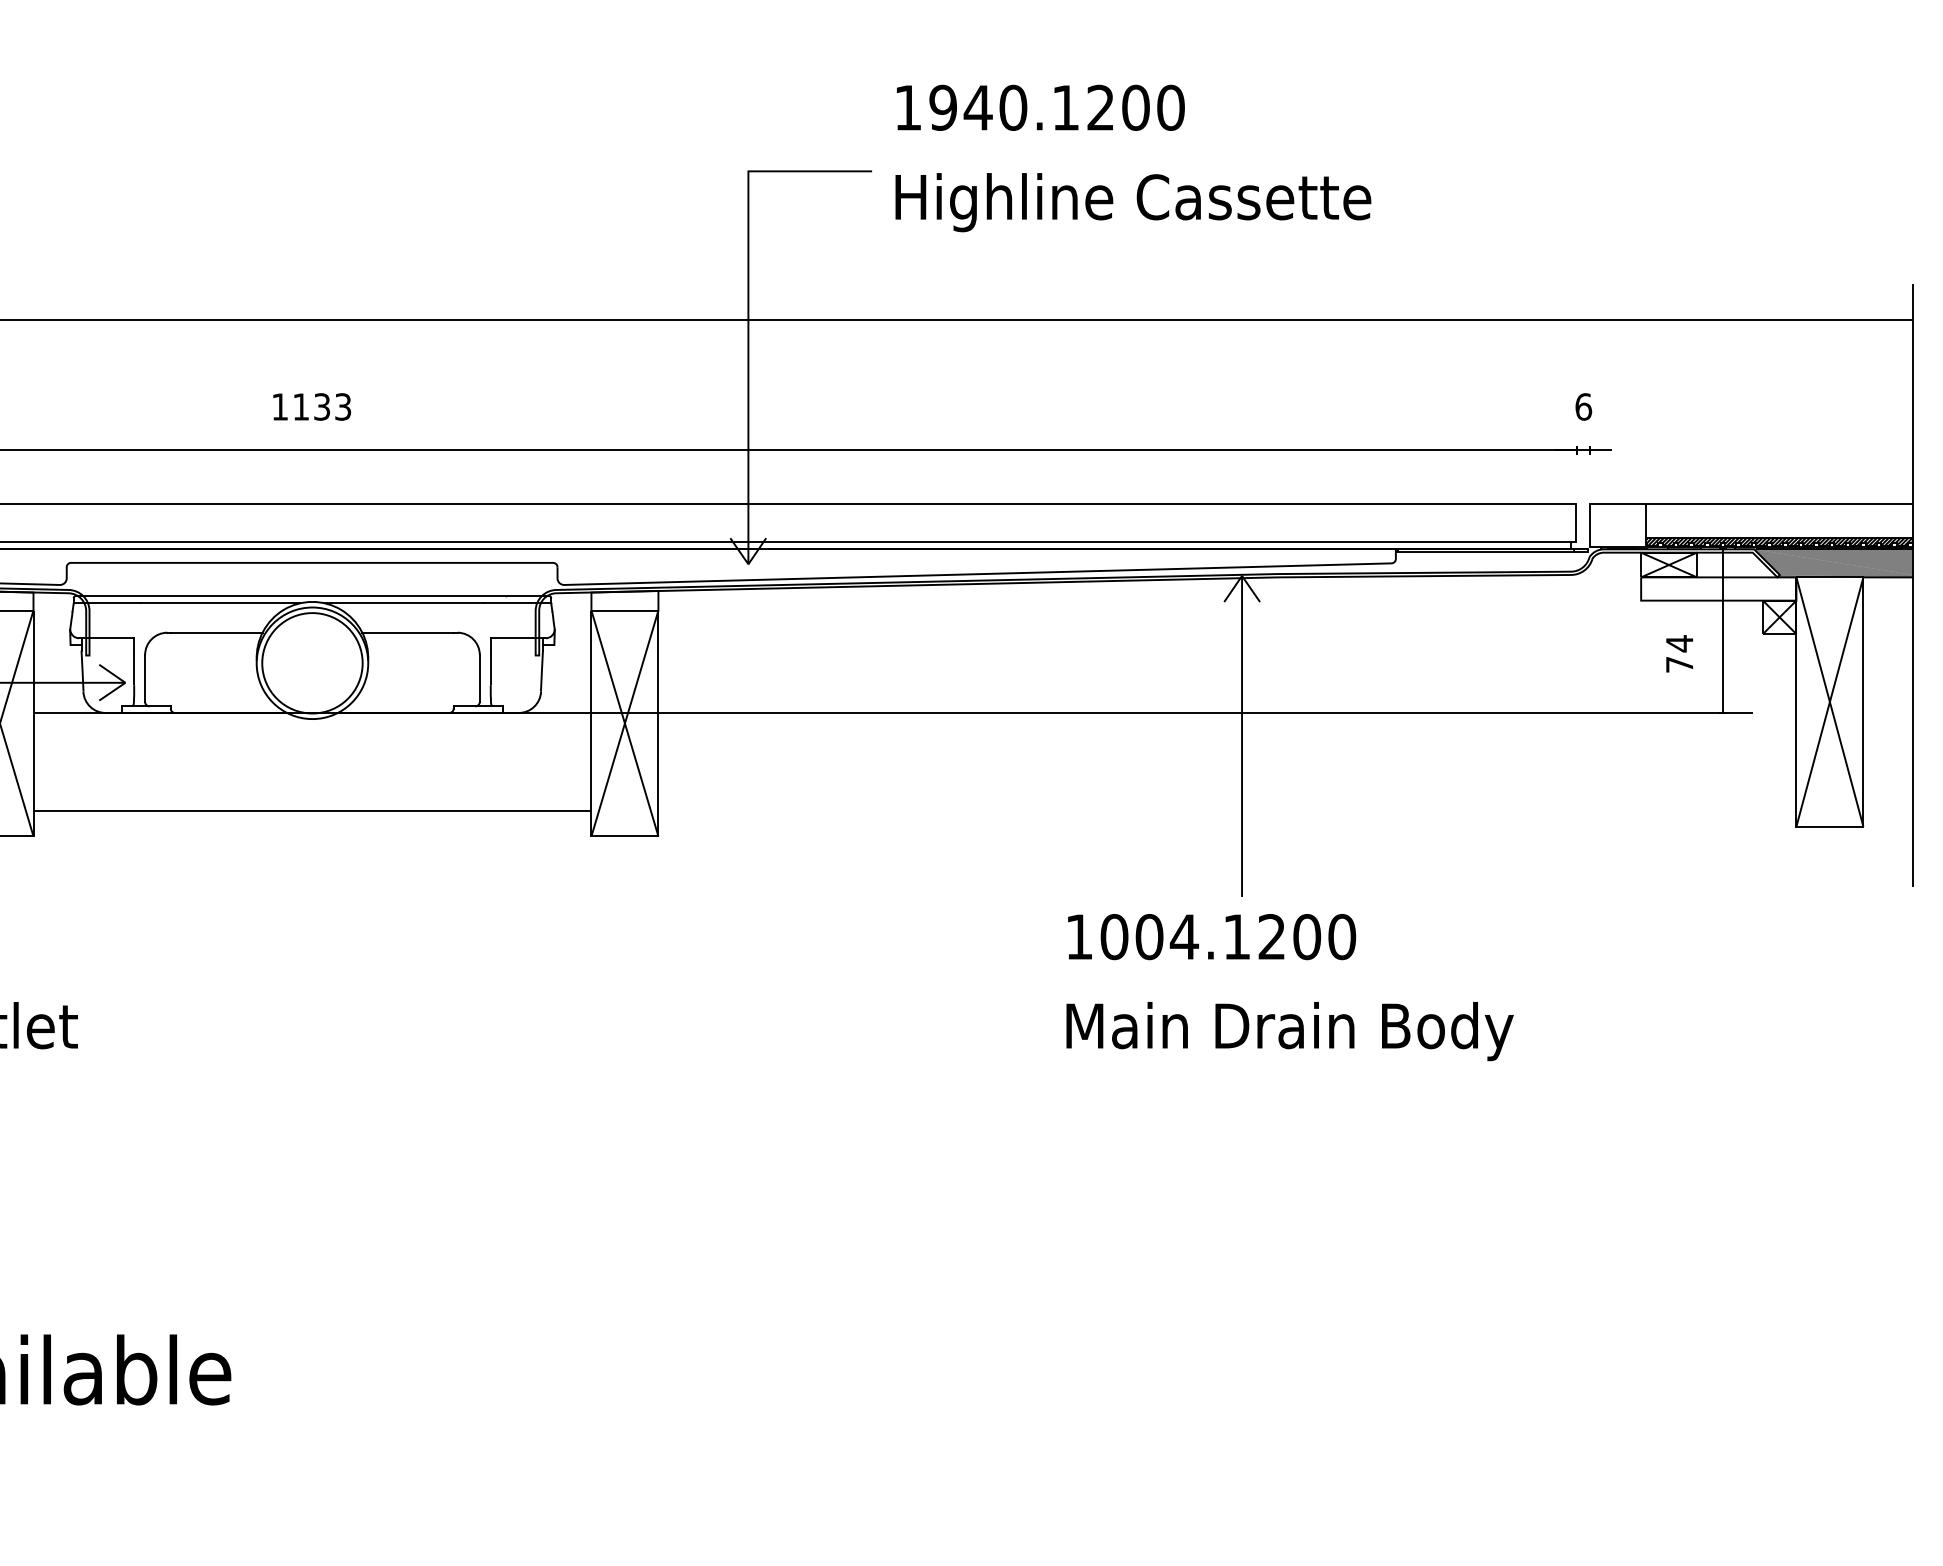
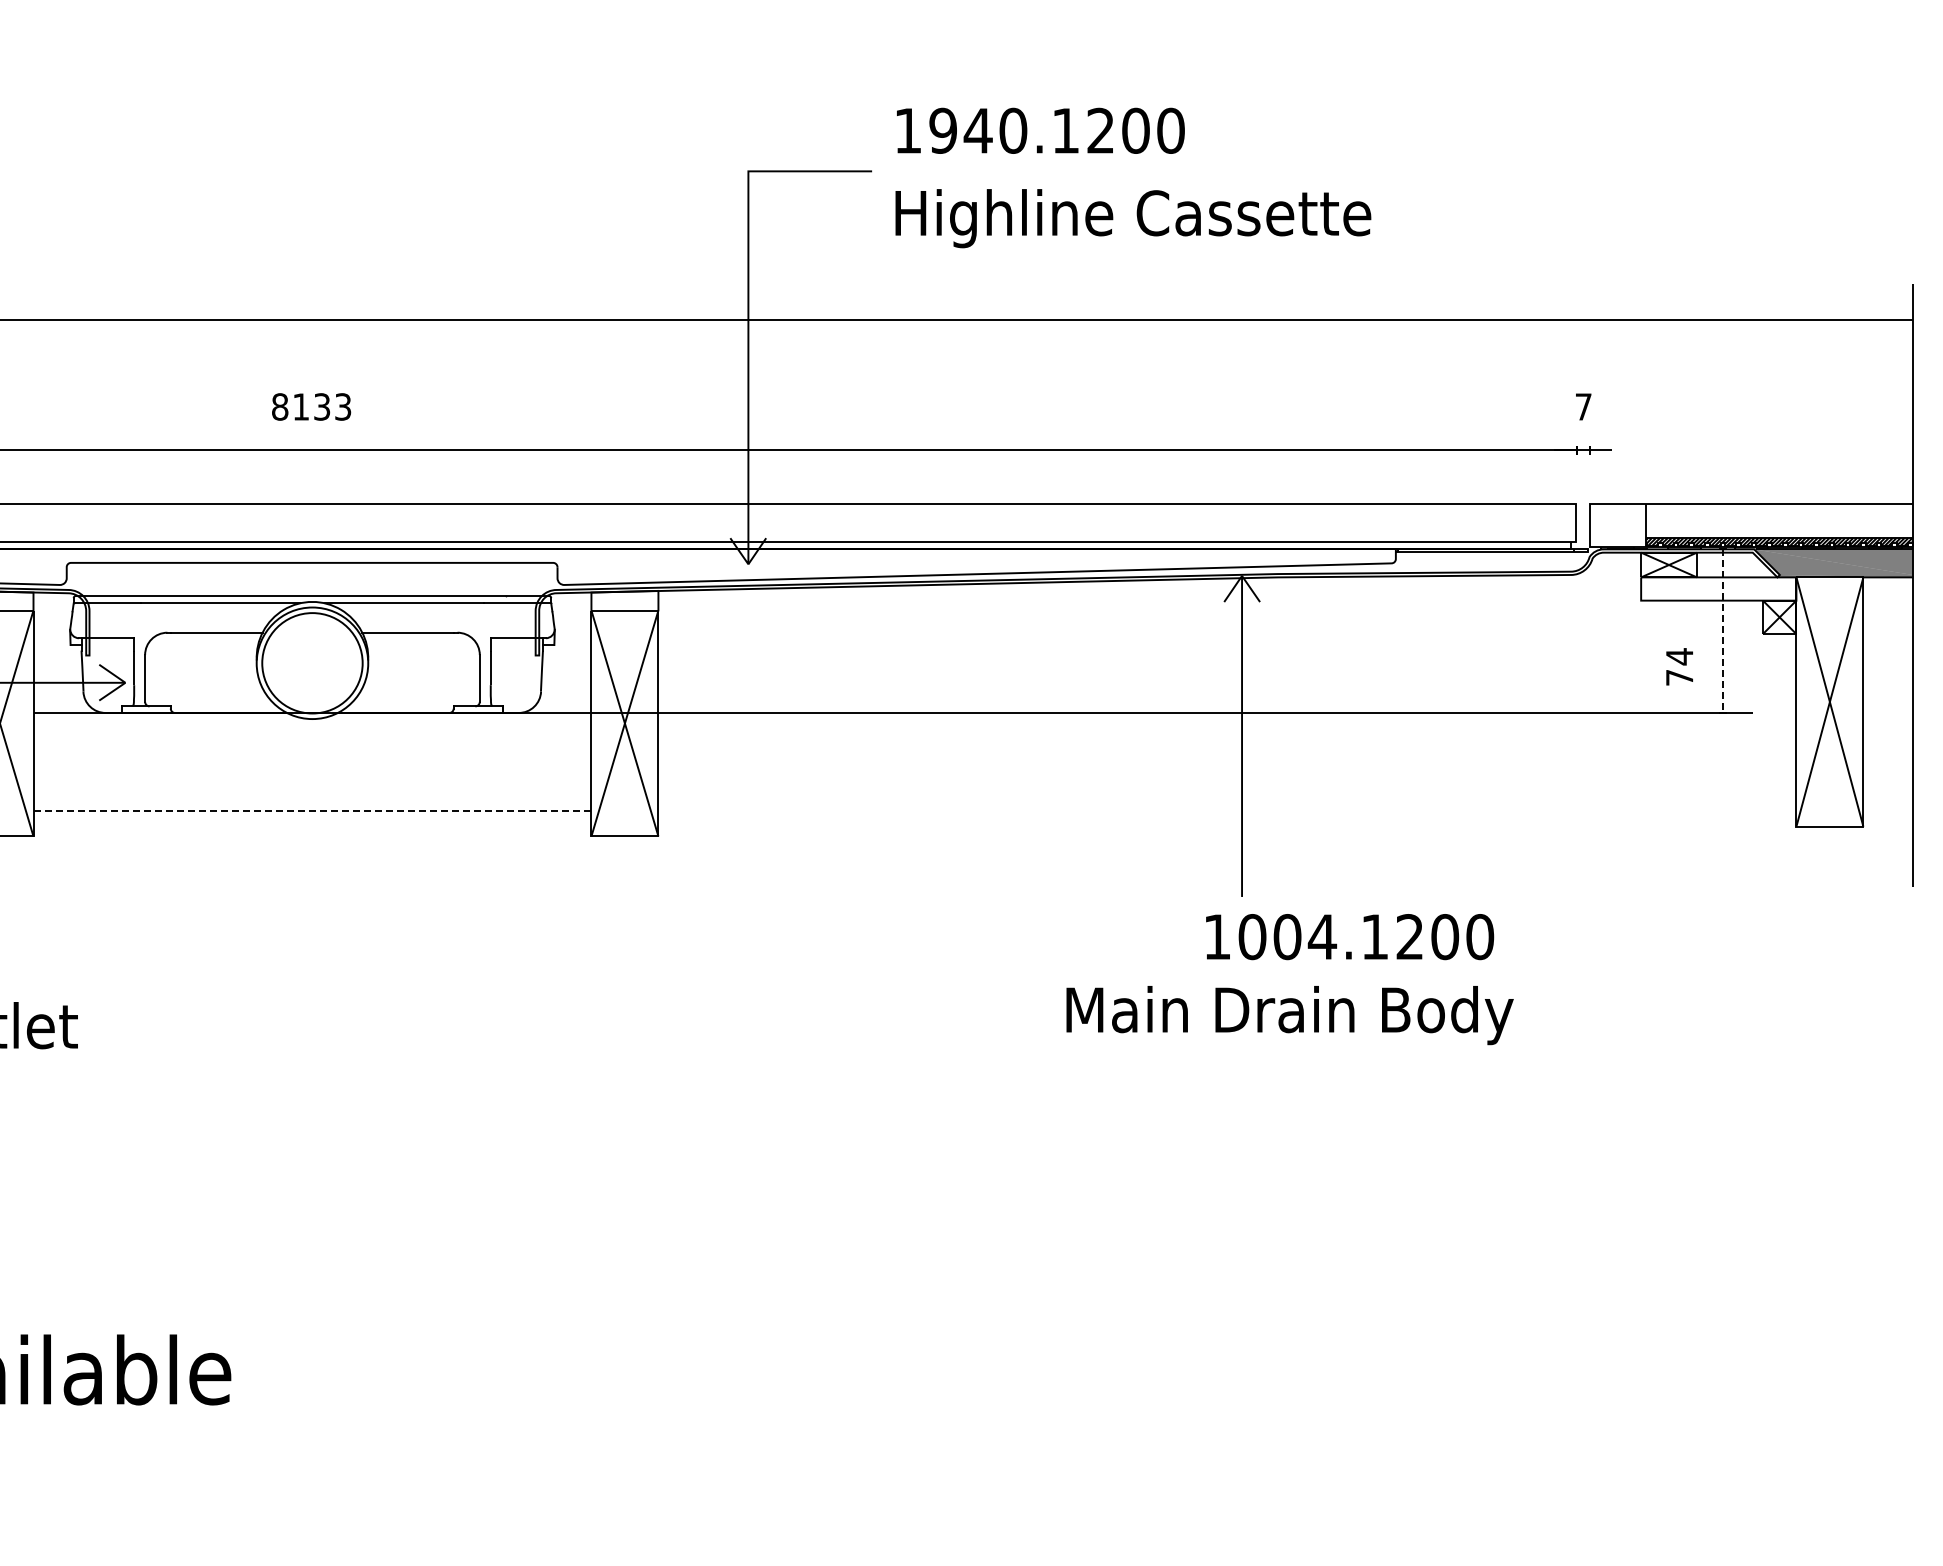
text position: (1040, 107) -> (1040, 130) (1040, 130)
text position: (1133, 202) -> (1133, 218) (1133, 218)
text: 1133 -> 8133 (280, 406)
text: 6 -> 7 (1583, 406)
line: solid -> dashed (1722, 631)
text position: (1679, 653) -> (1679, 666) (1679, 666)
line: solid -> dashed (312, 811)
text position: (1212, 937) -> (1350, 937) (1350, 937)
text position: (1289, 1031) -> (1289, 1015) (1289, 1015)
